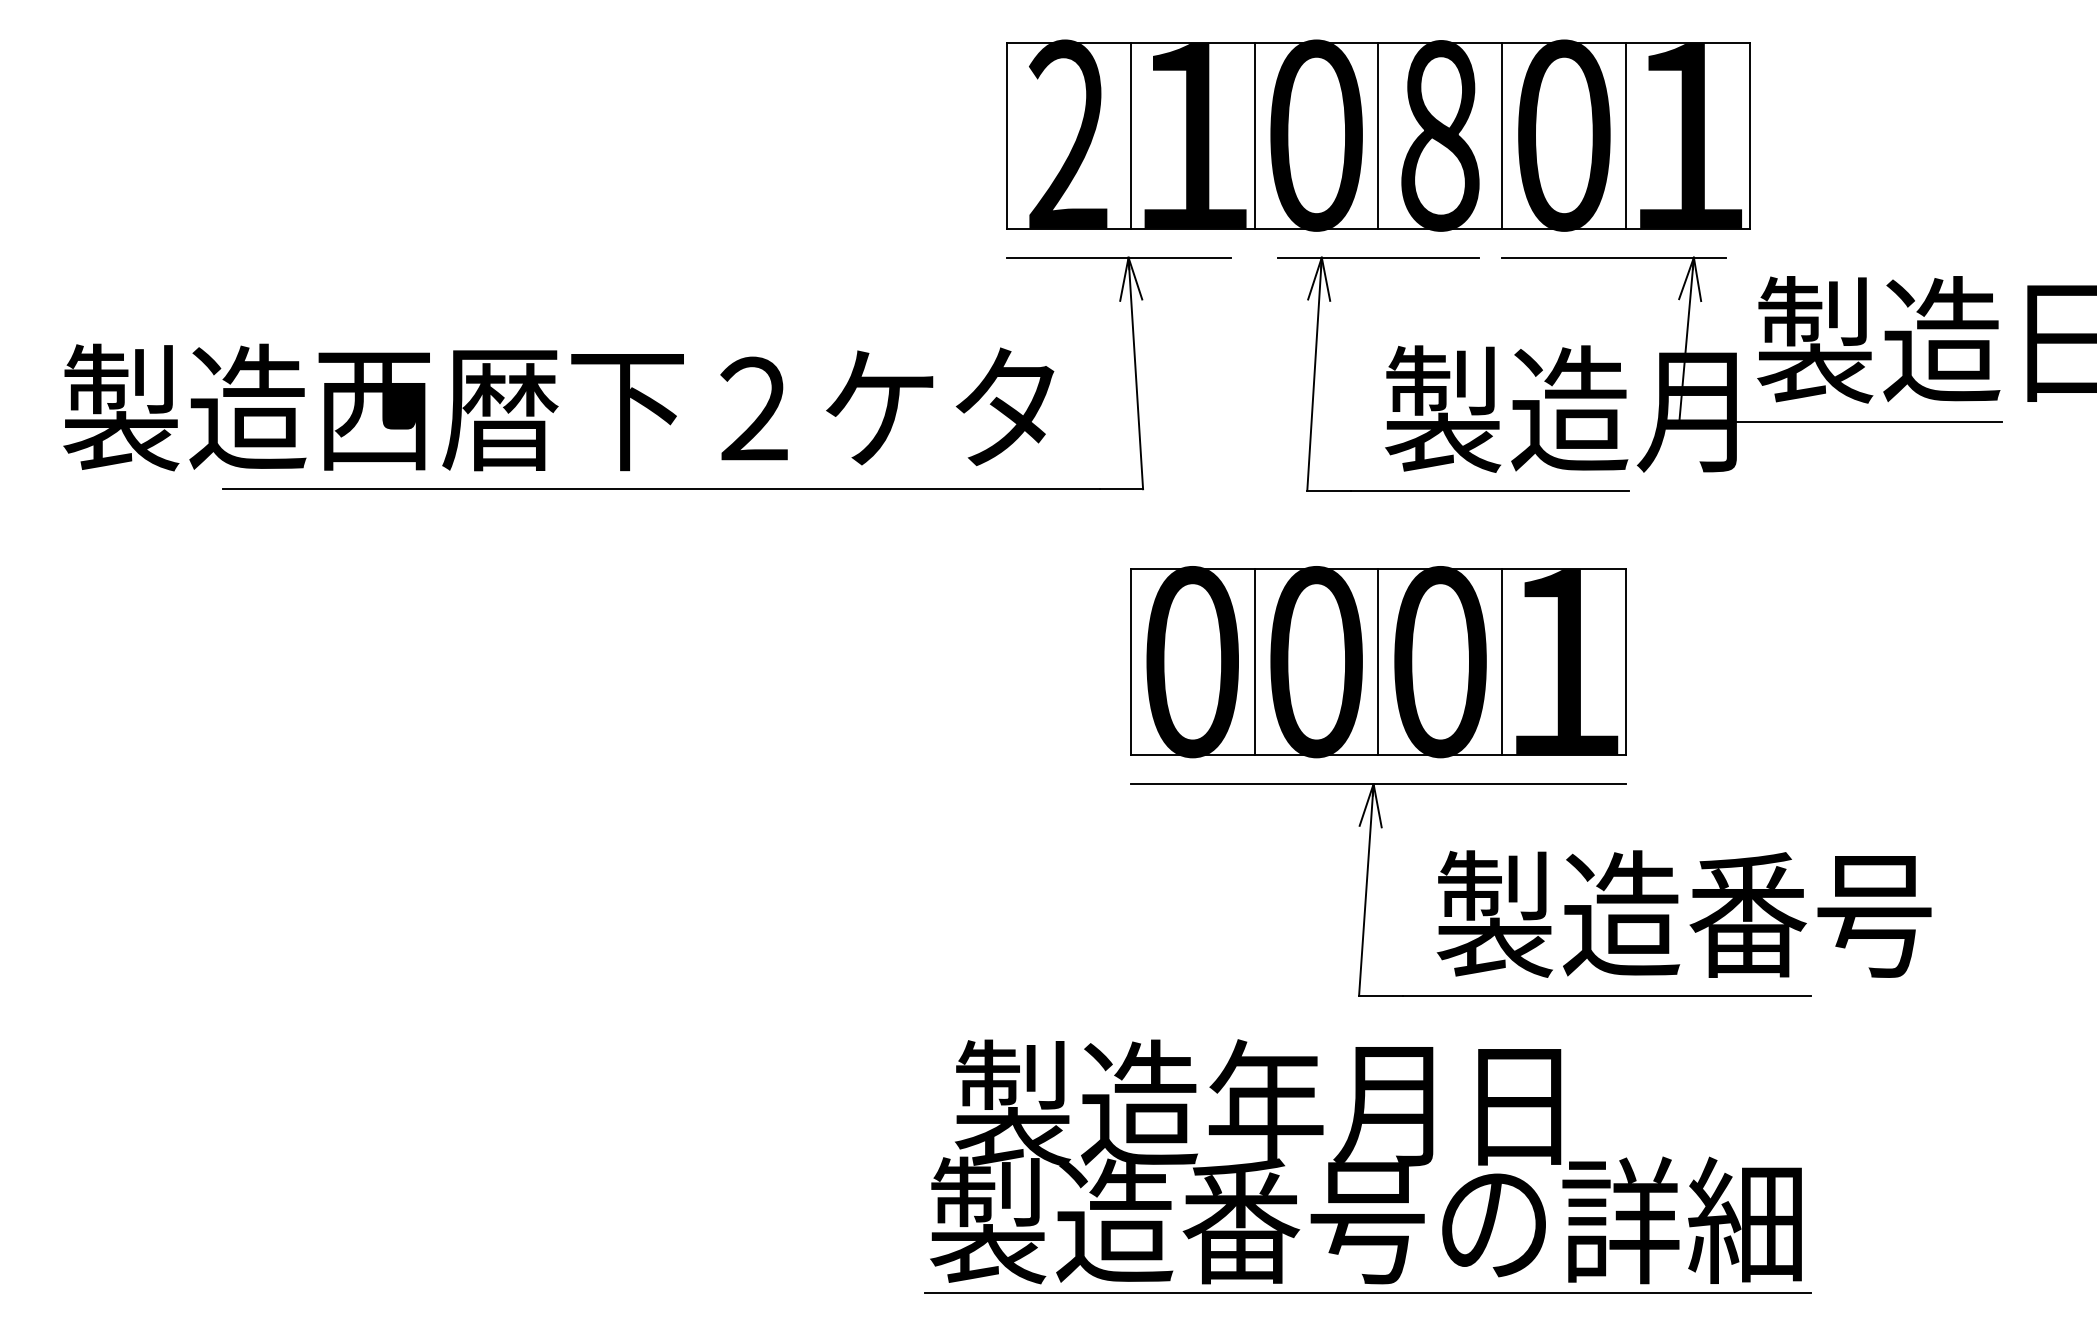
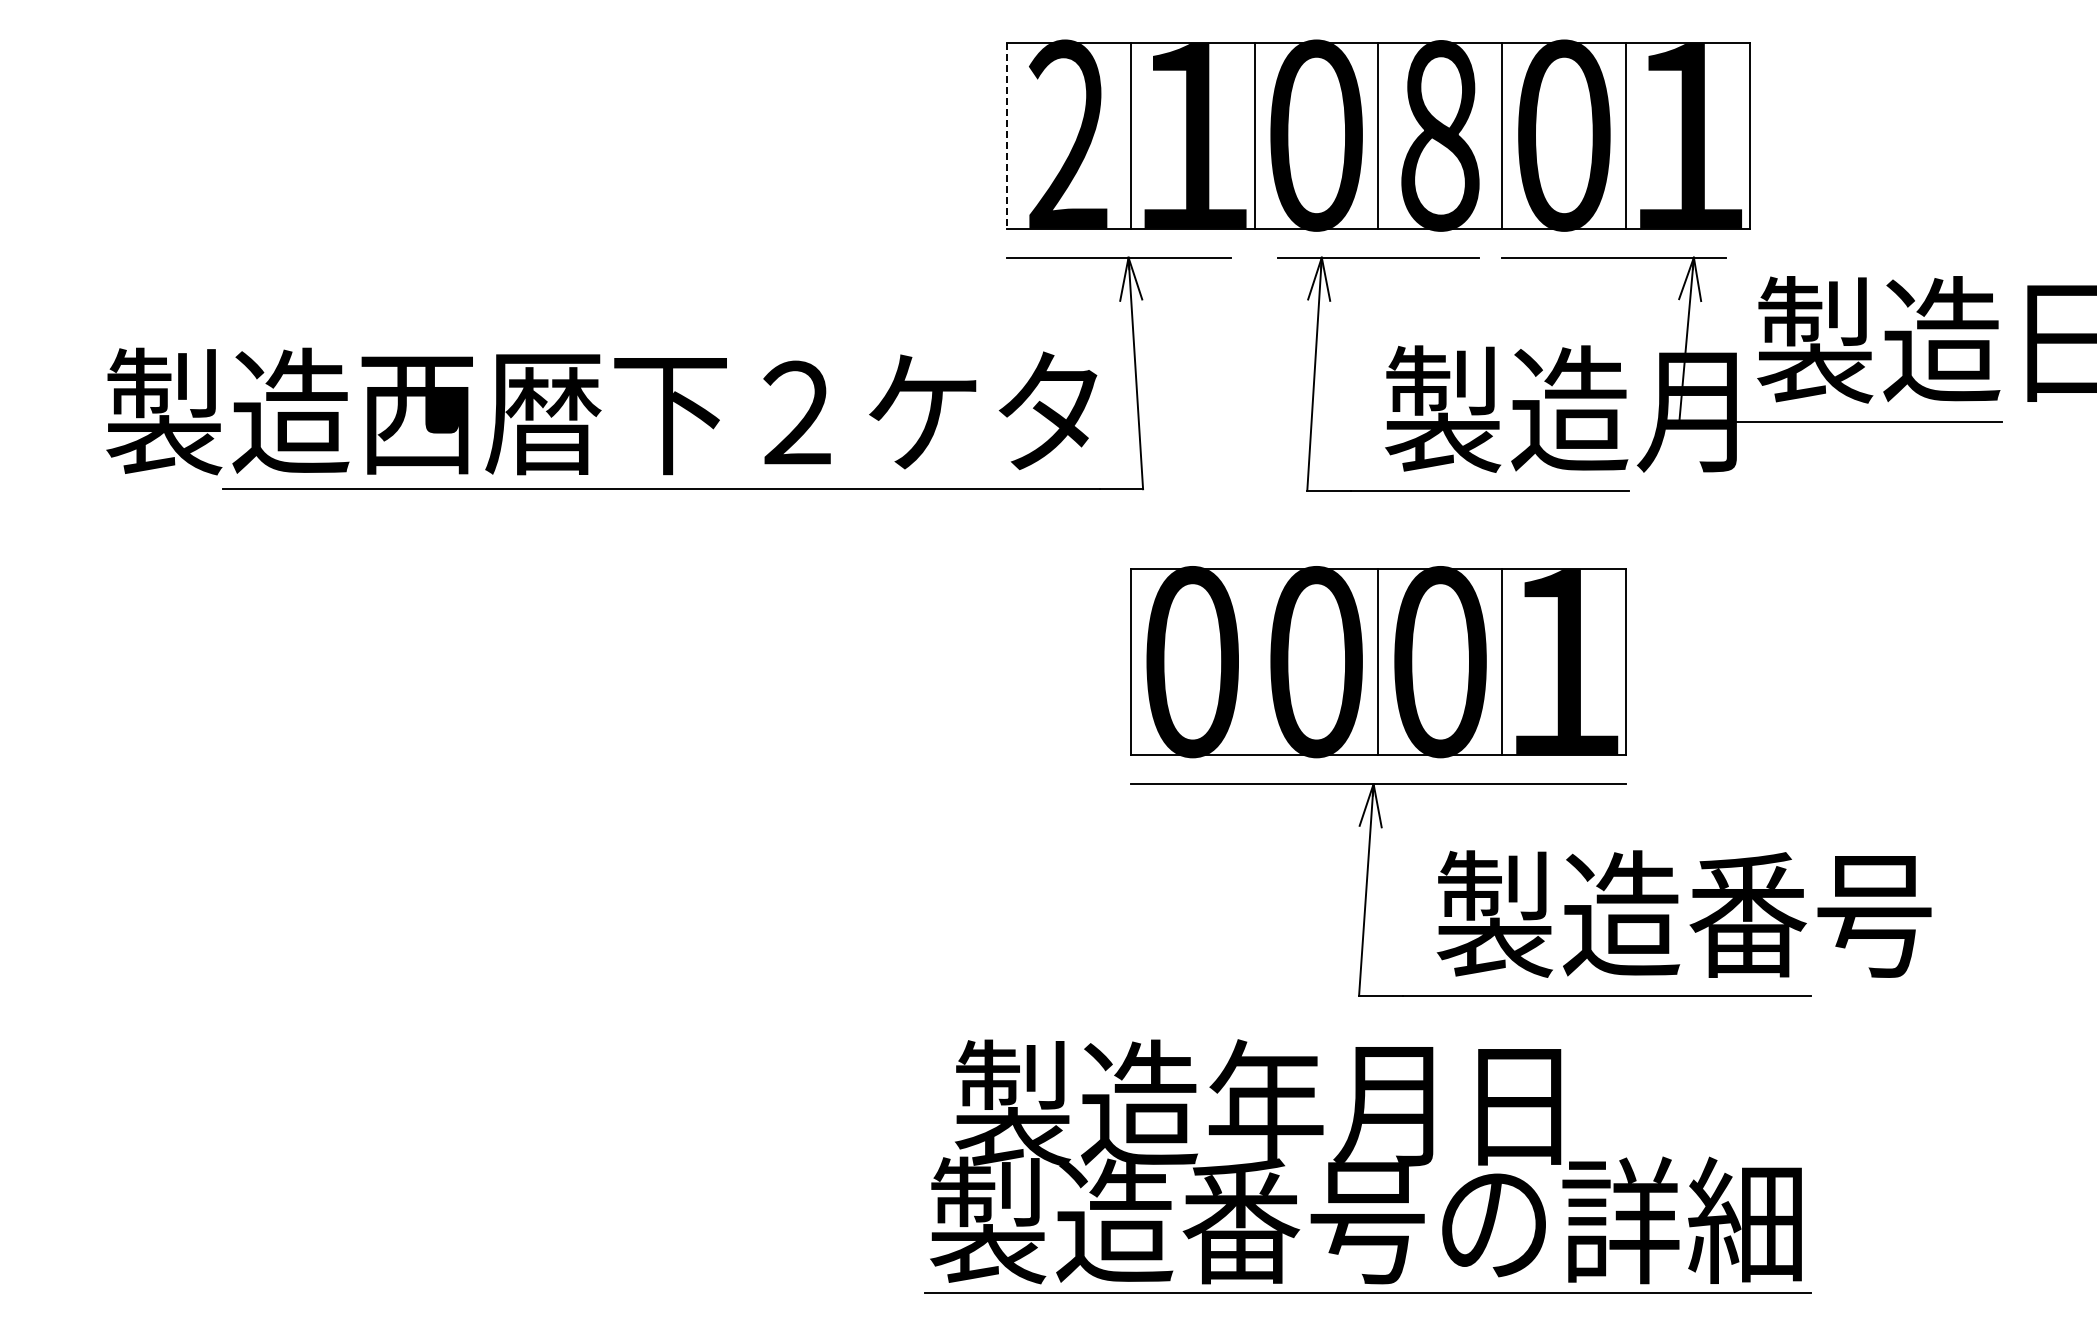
line: solid -> dashed (1006, 135)
text position: (558, 407) -> (601, 411) (601, 411)
line: present -> none (1254, 662)
